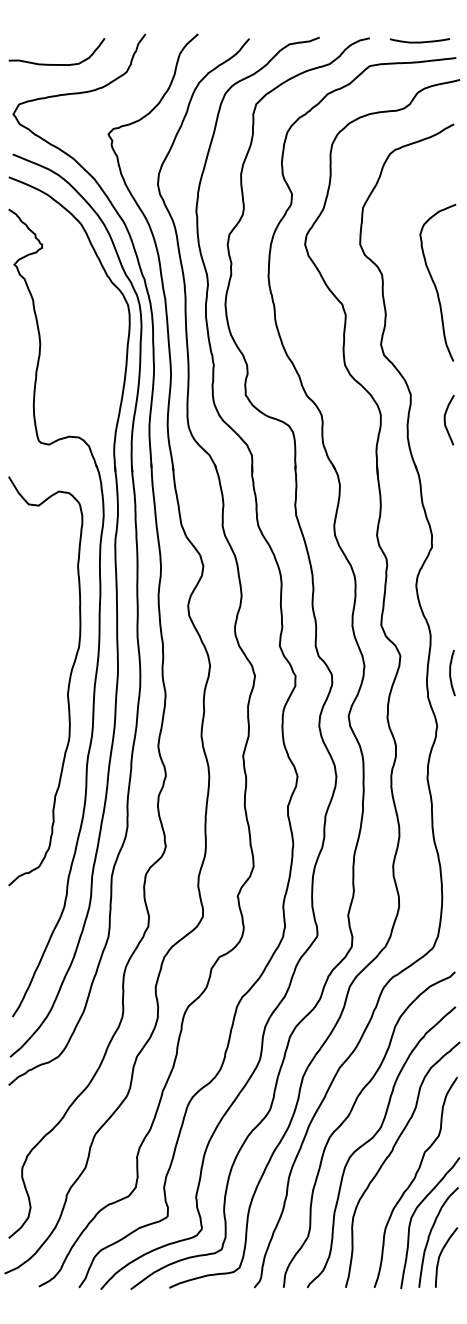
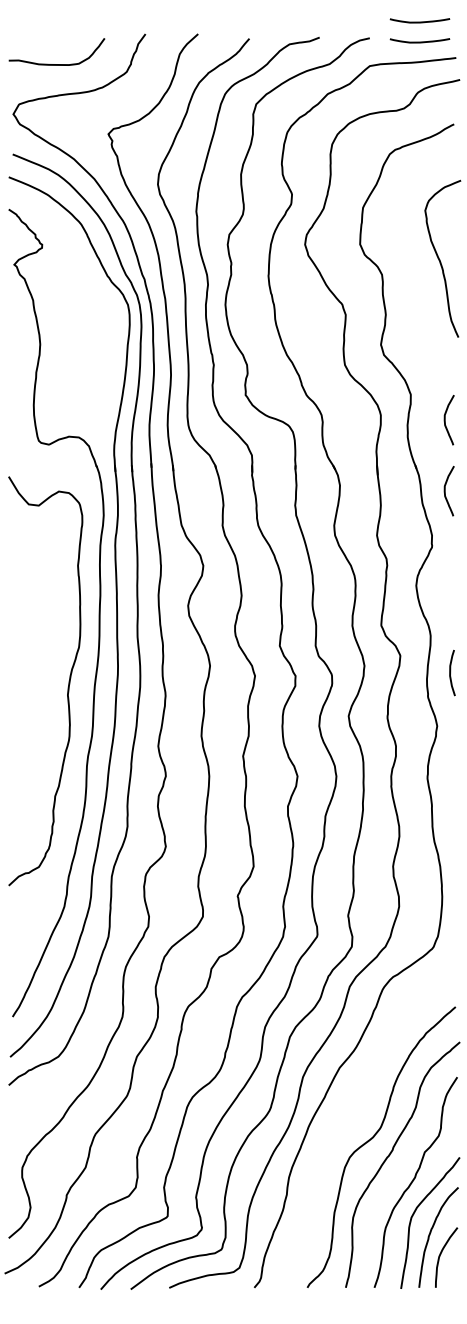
curve: none -> present (419, 21)
curve position: (435, 283) -> (440, 259) (440, 259)
curve: none -> present (445, 491)
curve: present -> none (349, 1116)
